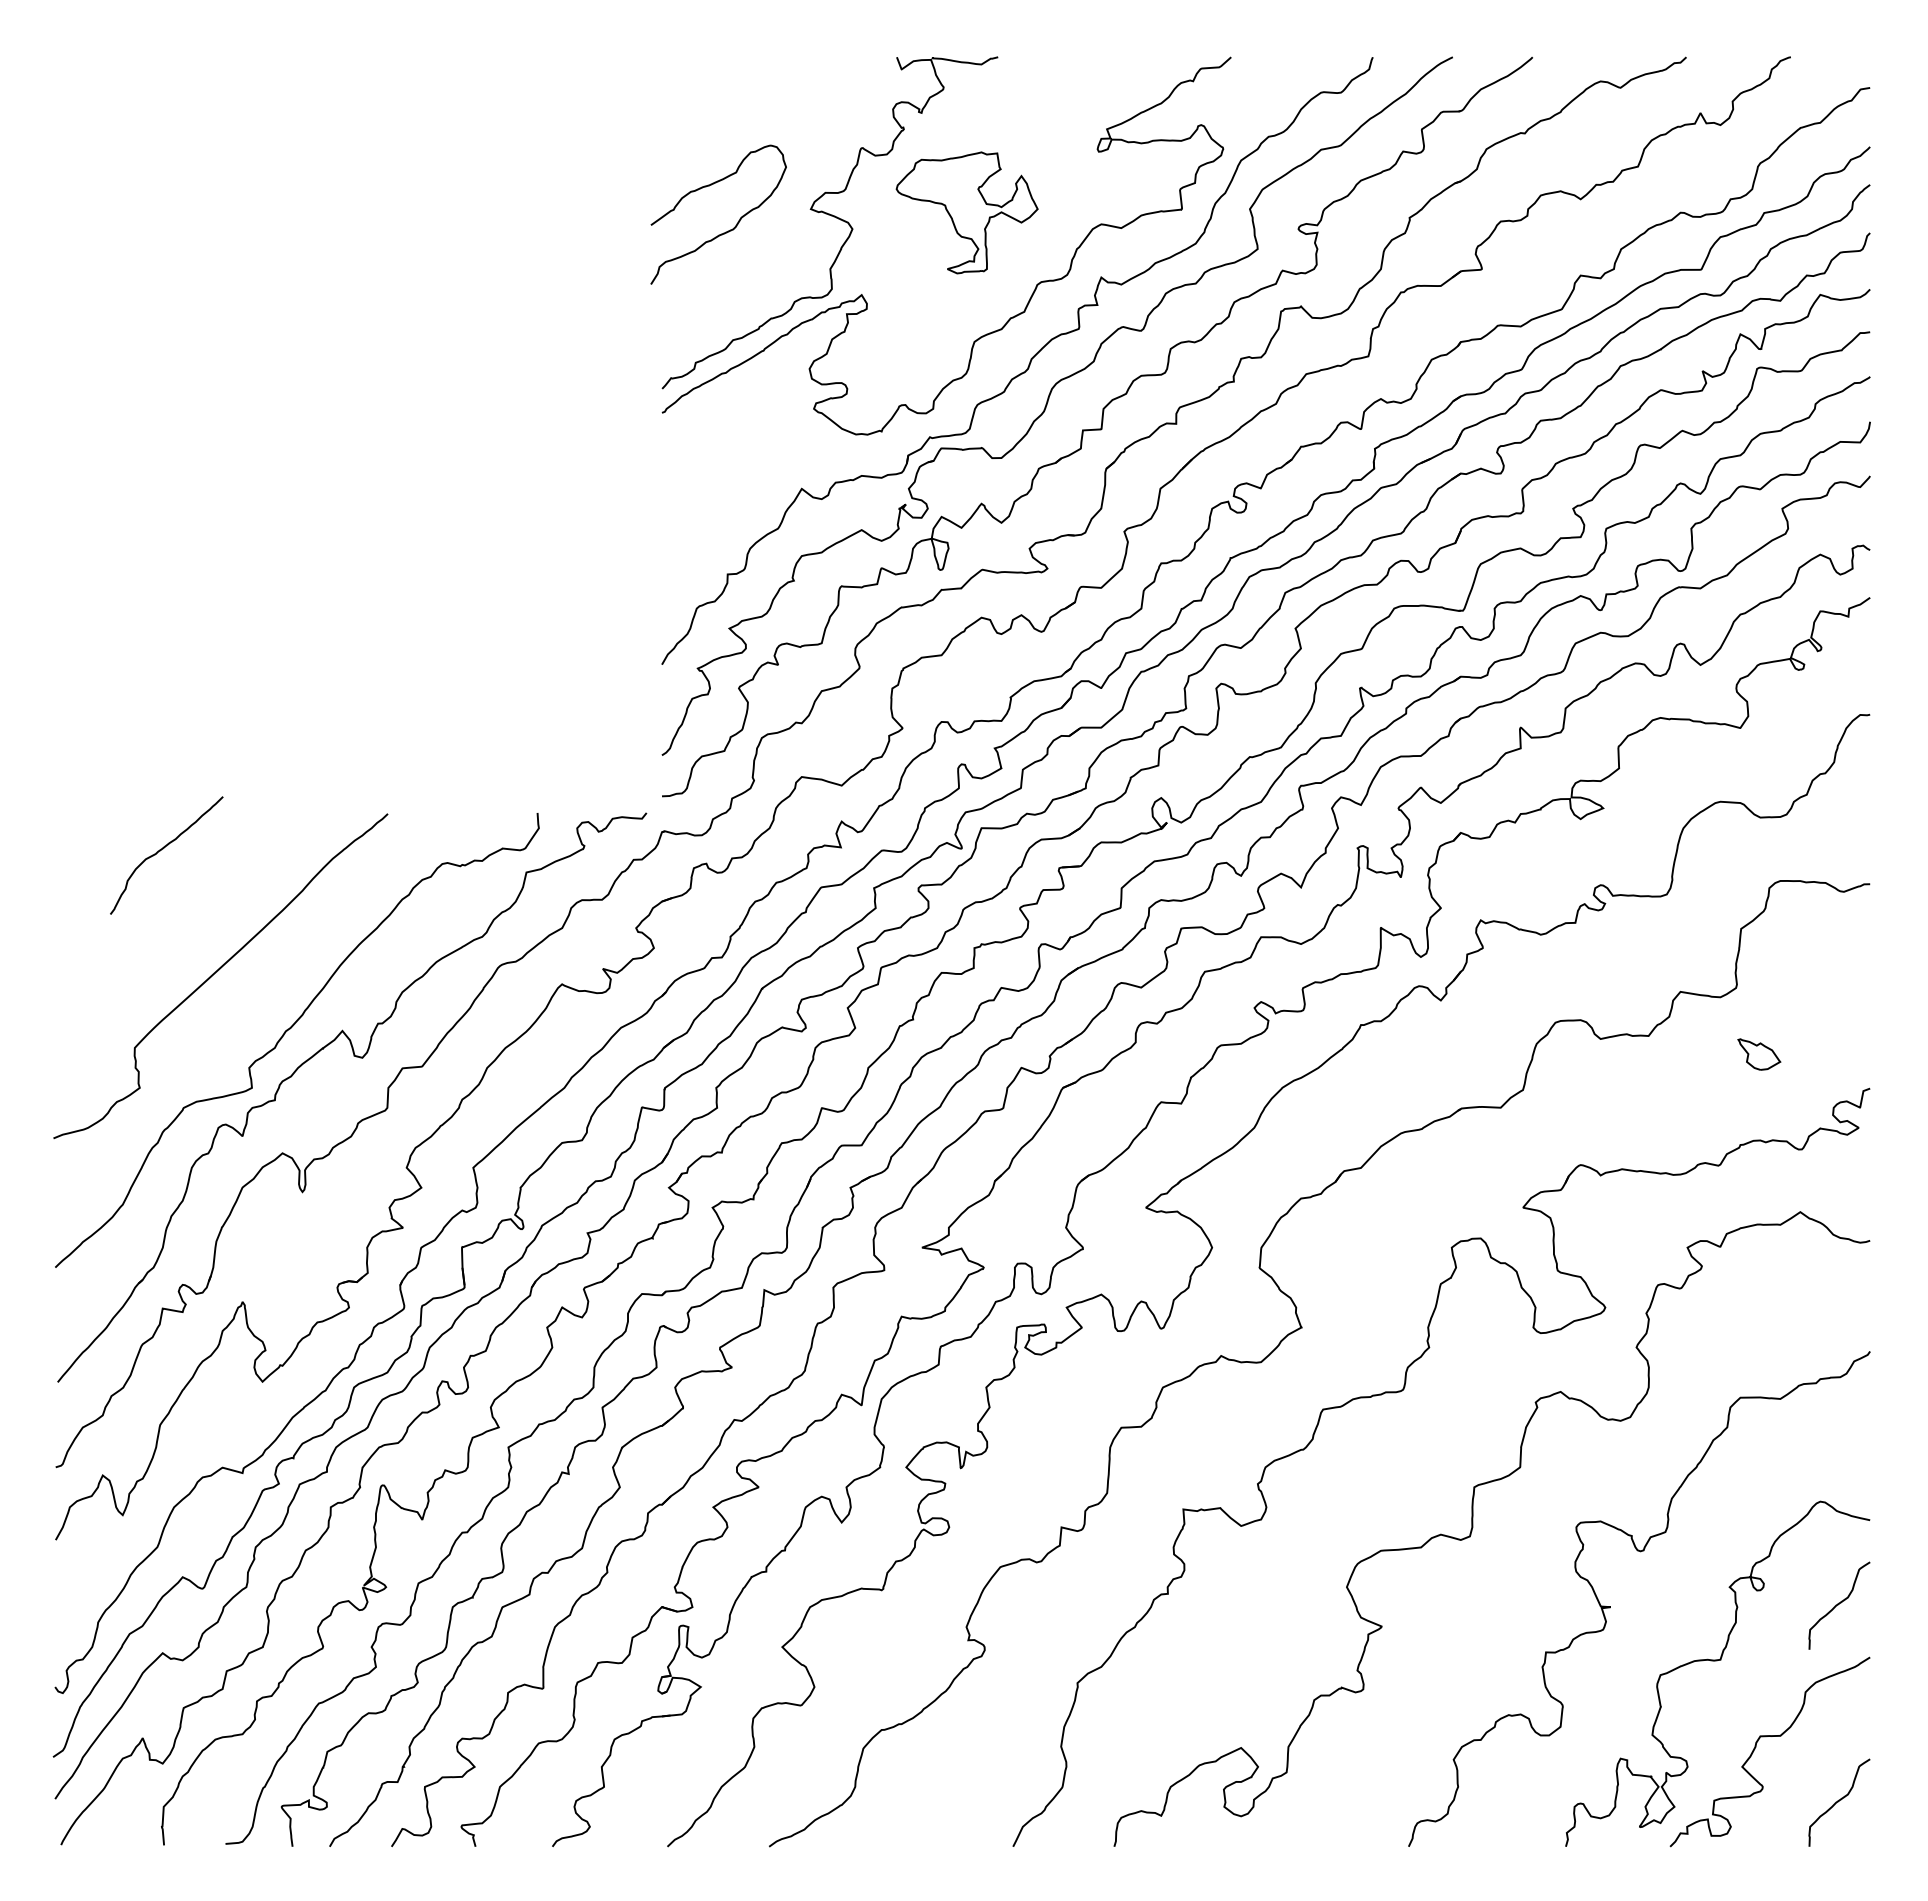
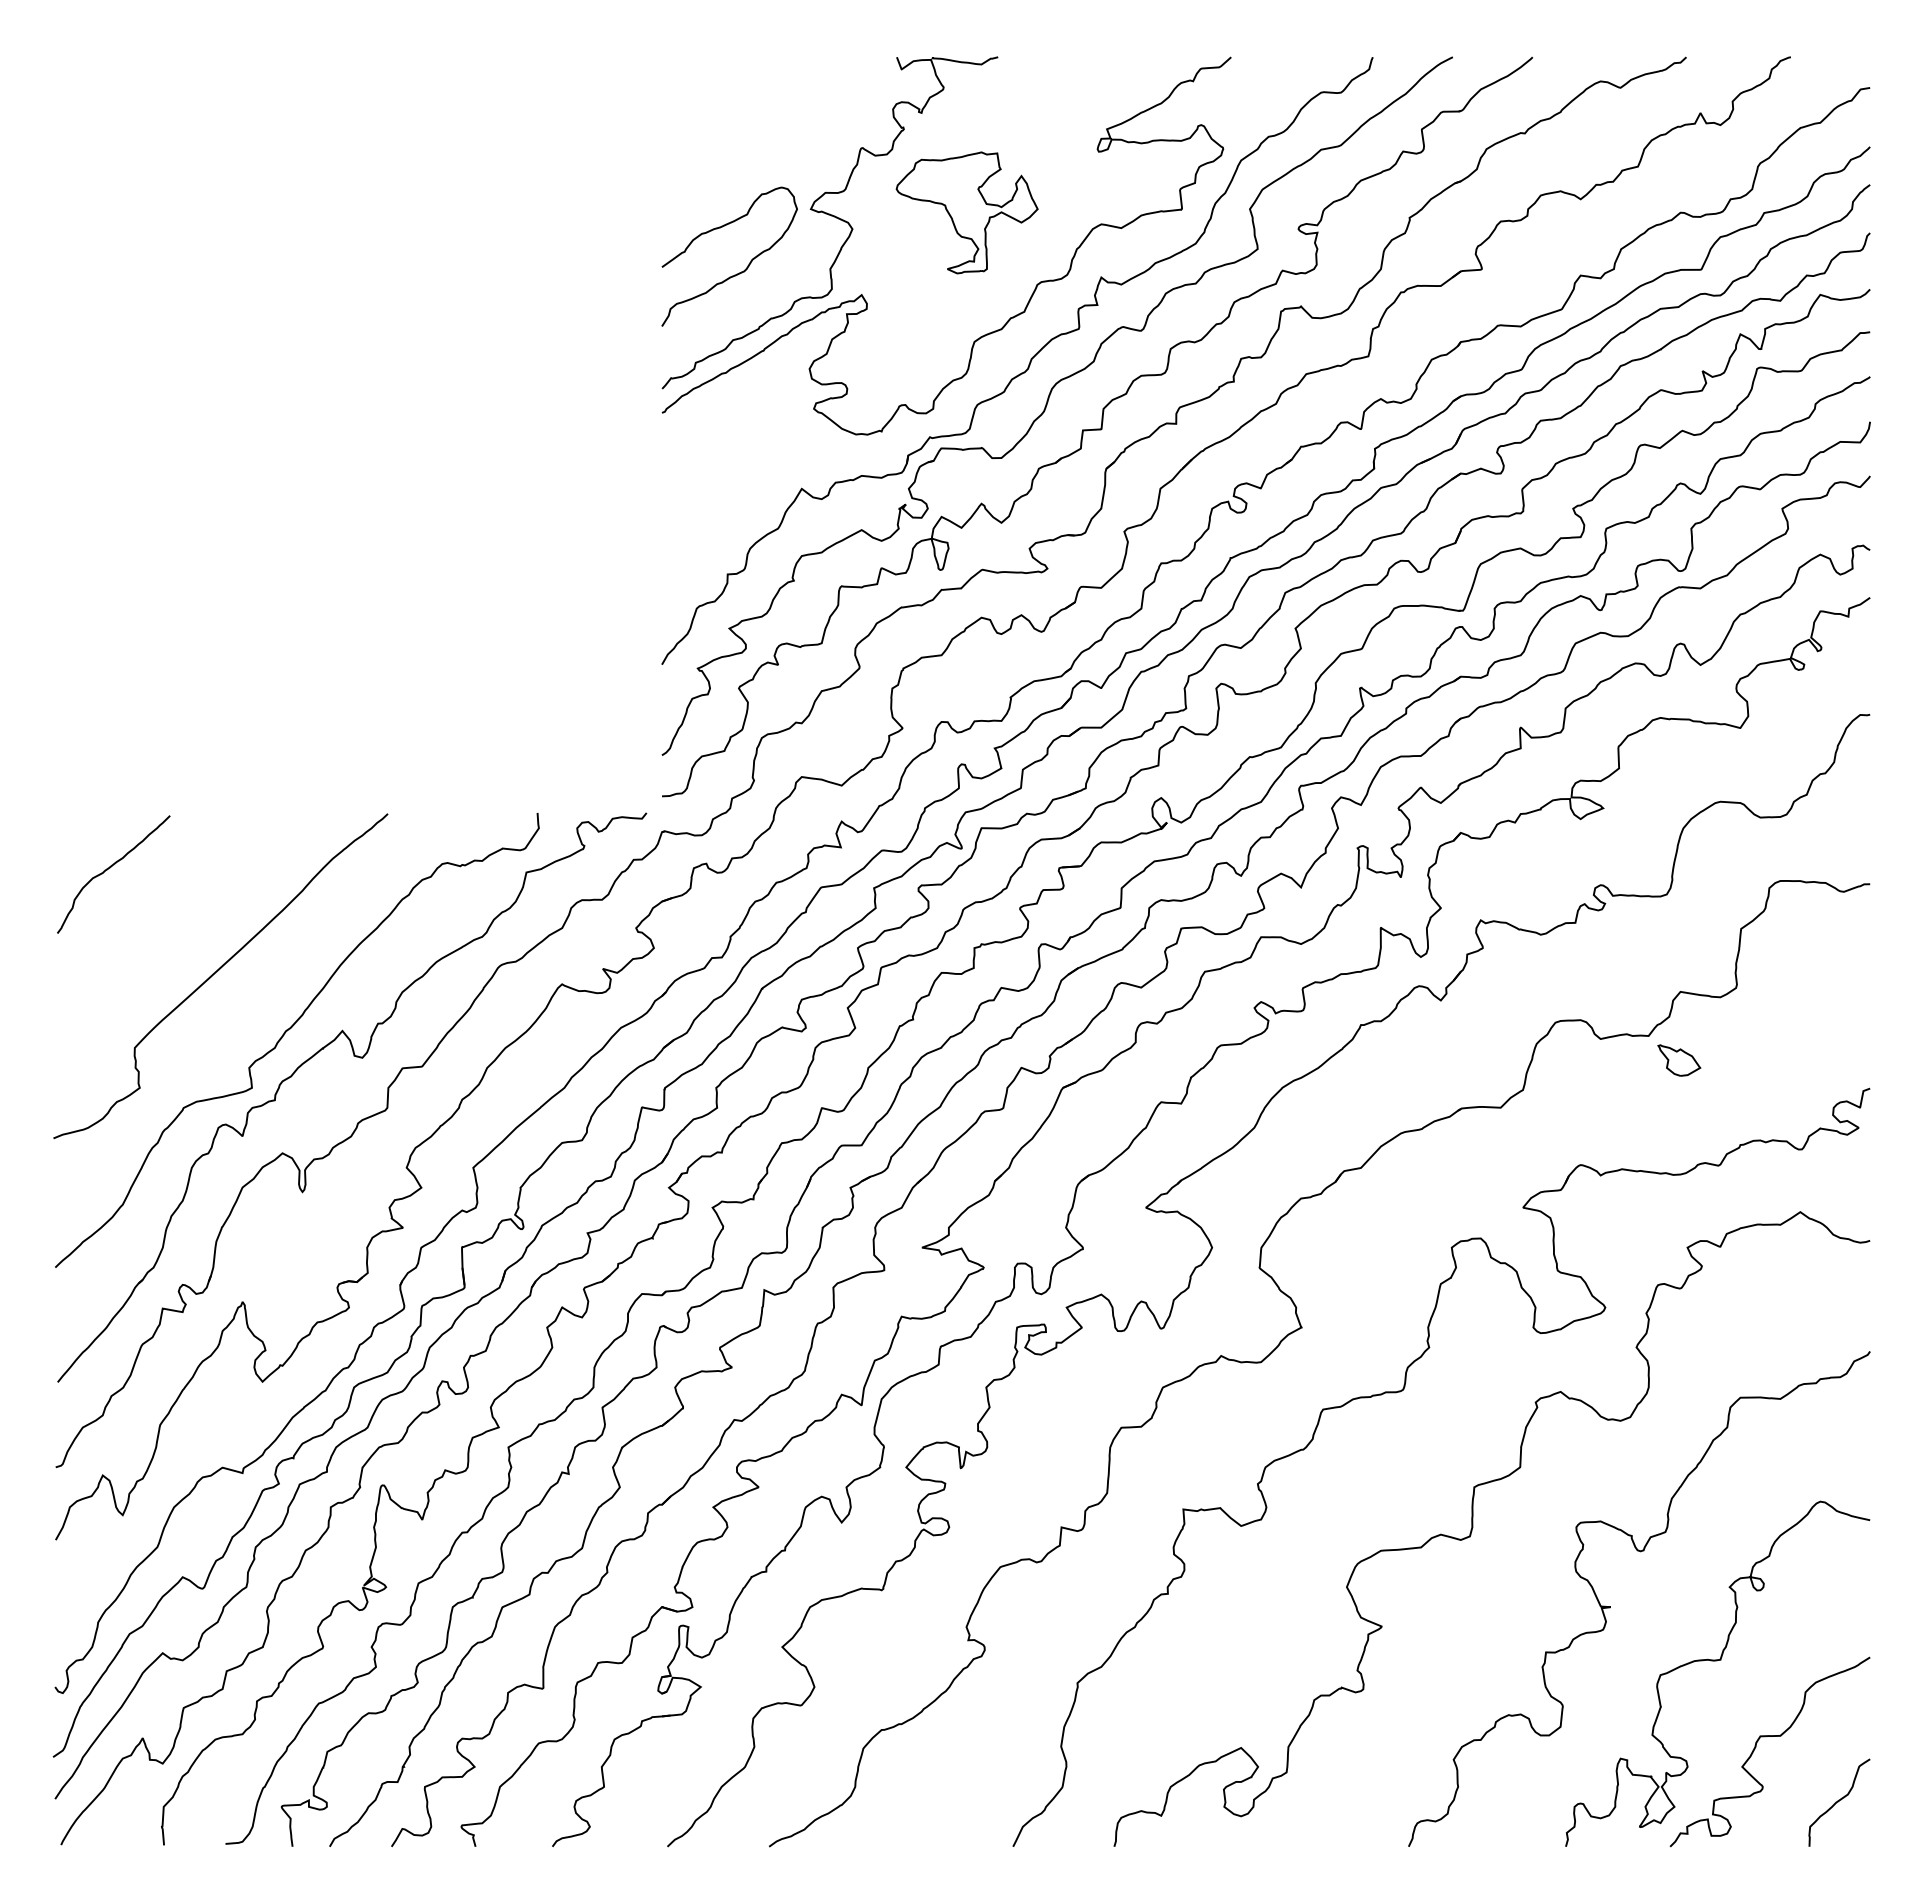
curve position: (725, 231) -> (736, 273) (736, 273)
curve position: (163, 849) -> (110, 868) (110, 868)
part position: (1759, 1054) -> (1679, 1060) (1679, 1060)
curve: present -> none (1839, 1604)
